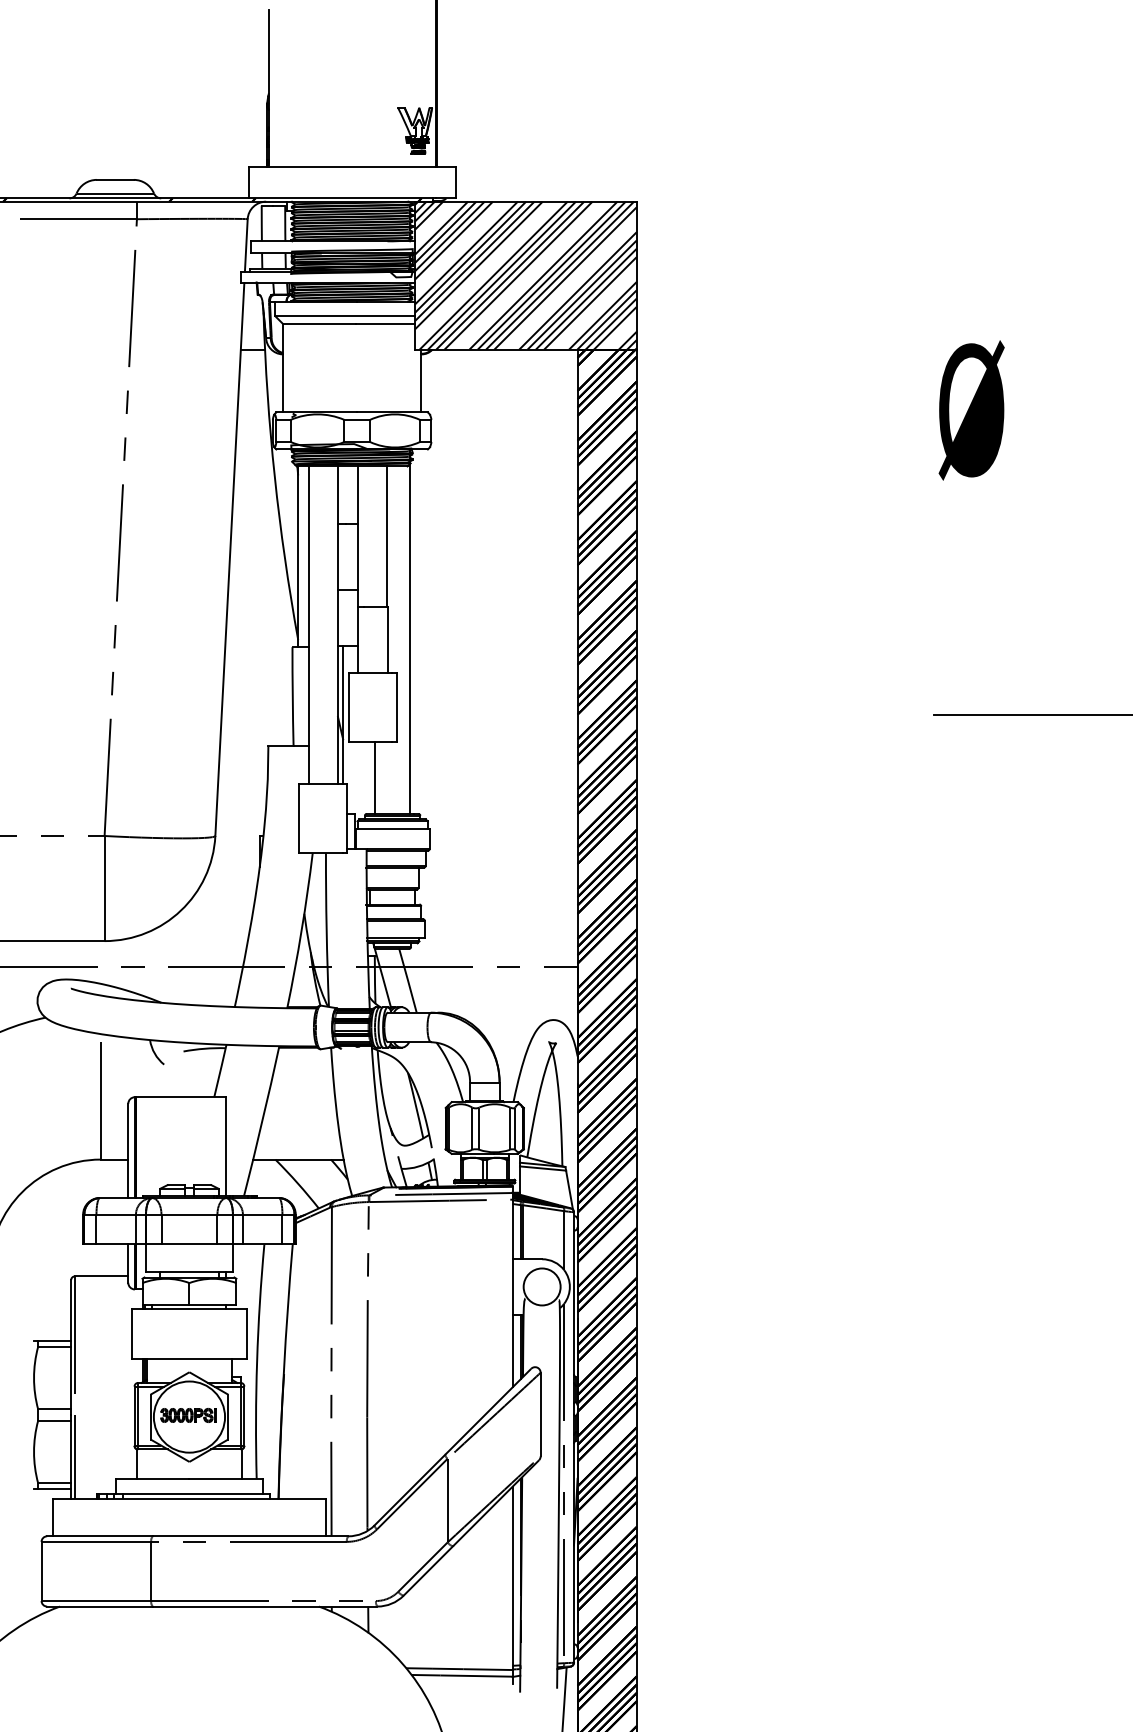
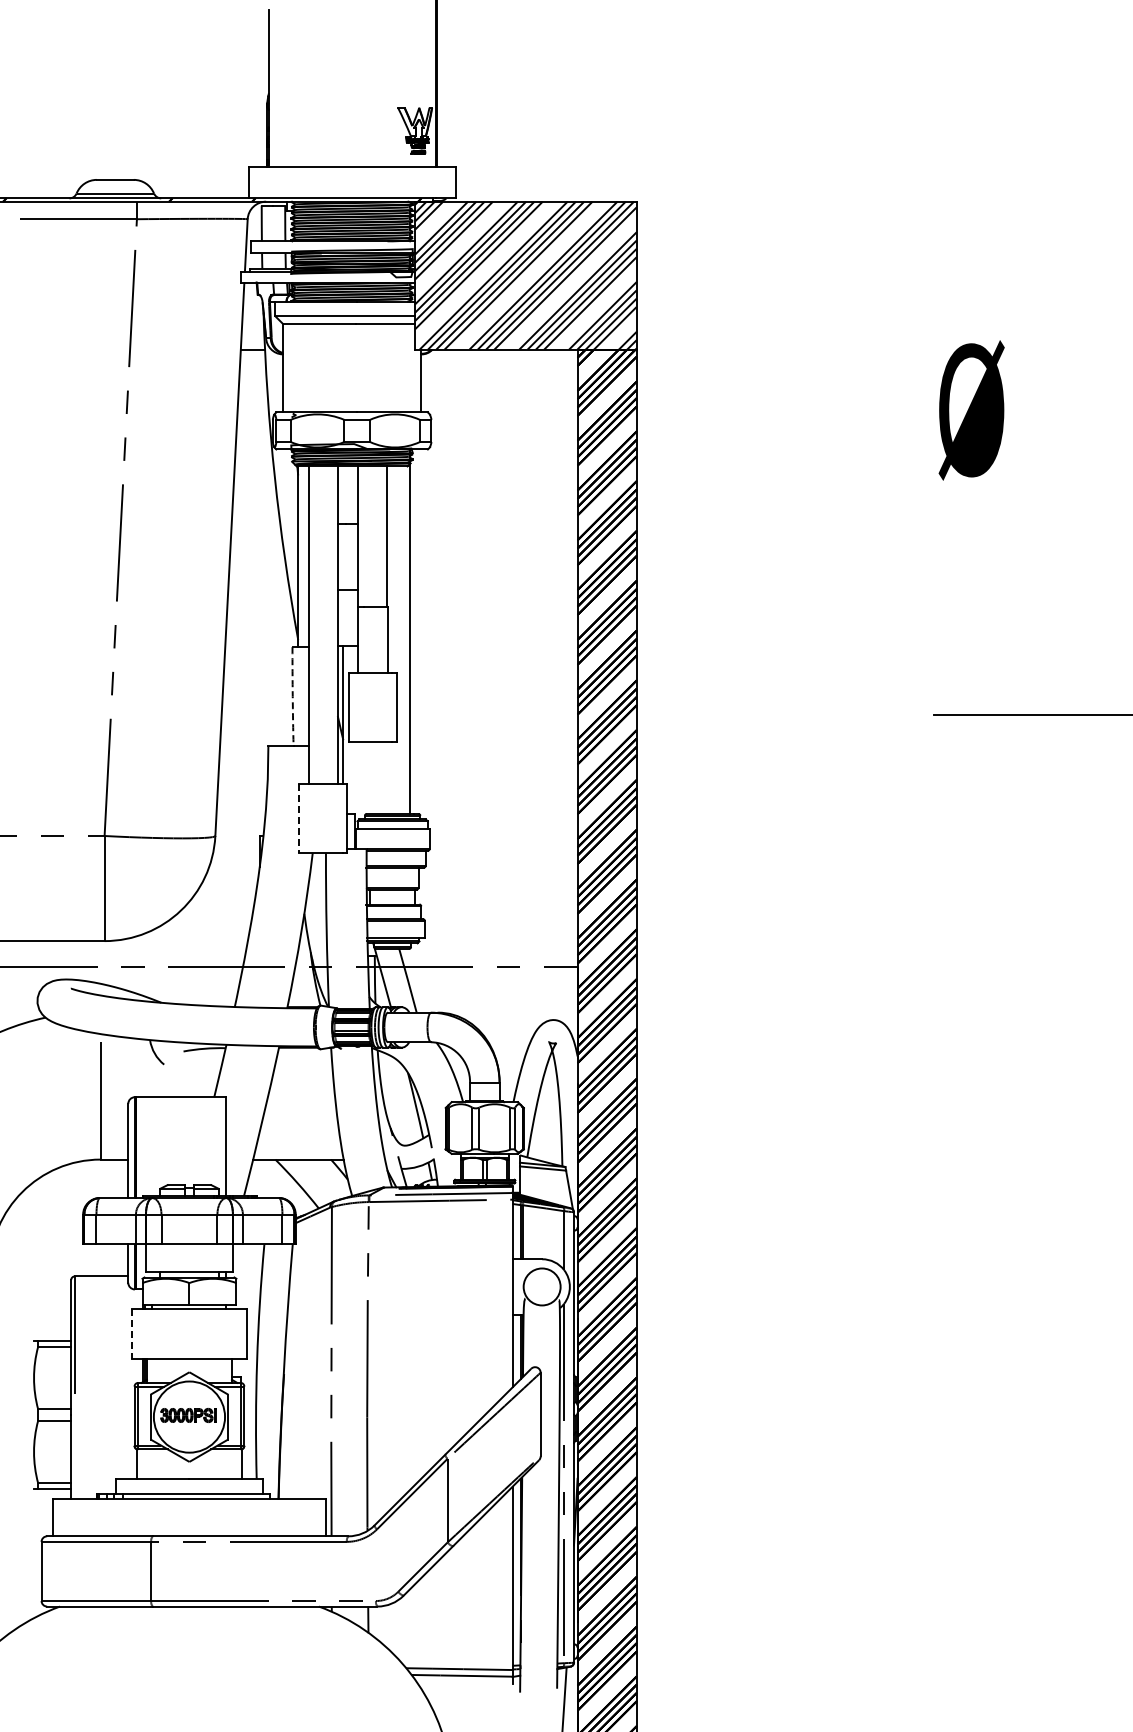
arc: solid -> dashed (292, 696)
line: present -> none (375, 777)
line: solid -> dashed (299, 819)
line: solid -> dashed (132, 1333)
line: present -> none (74, 1457)
